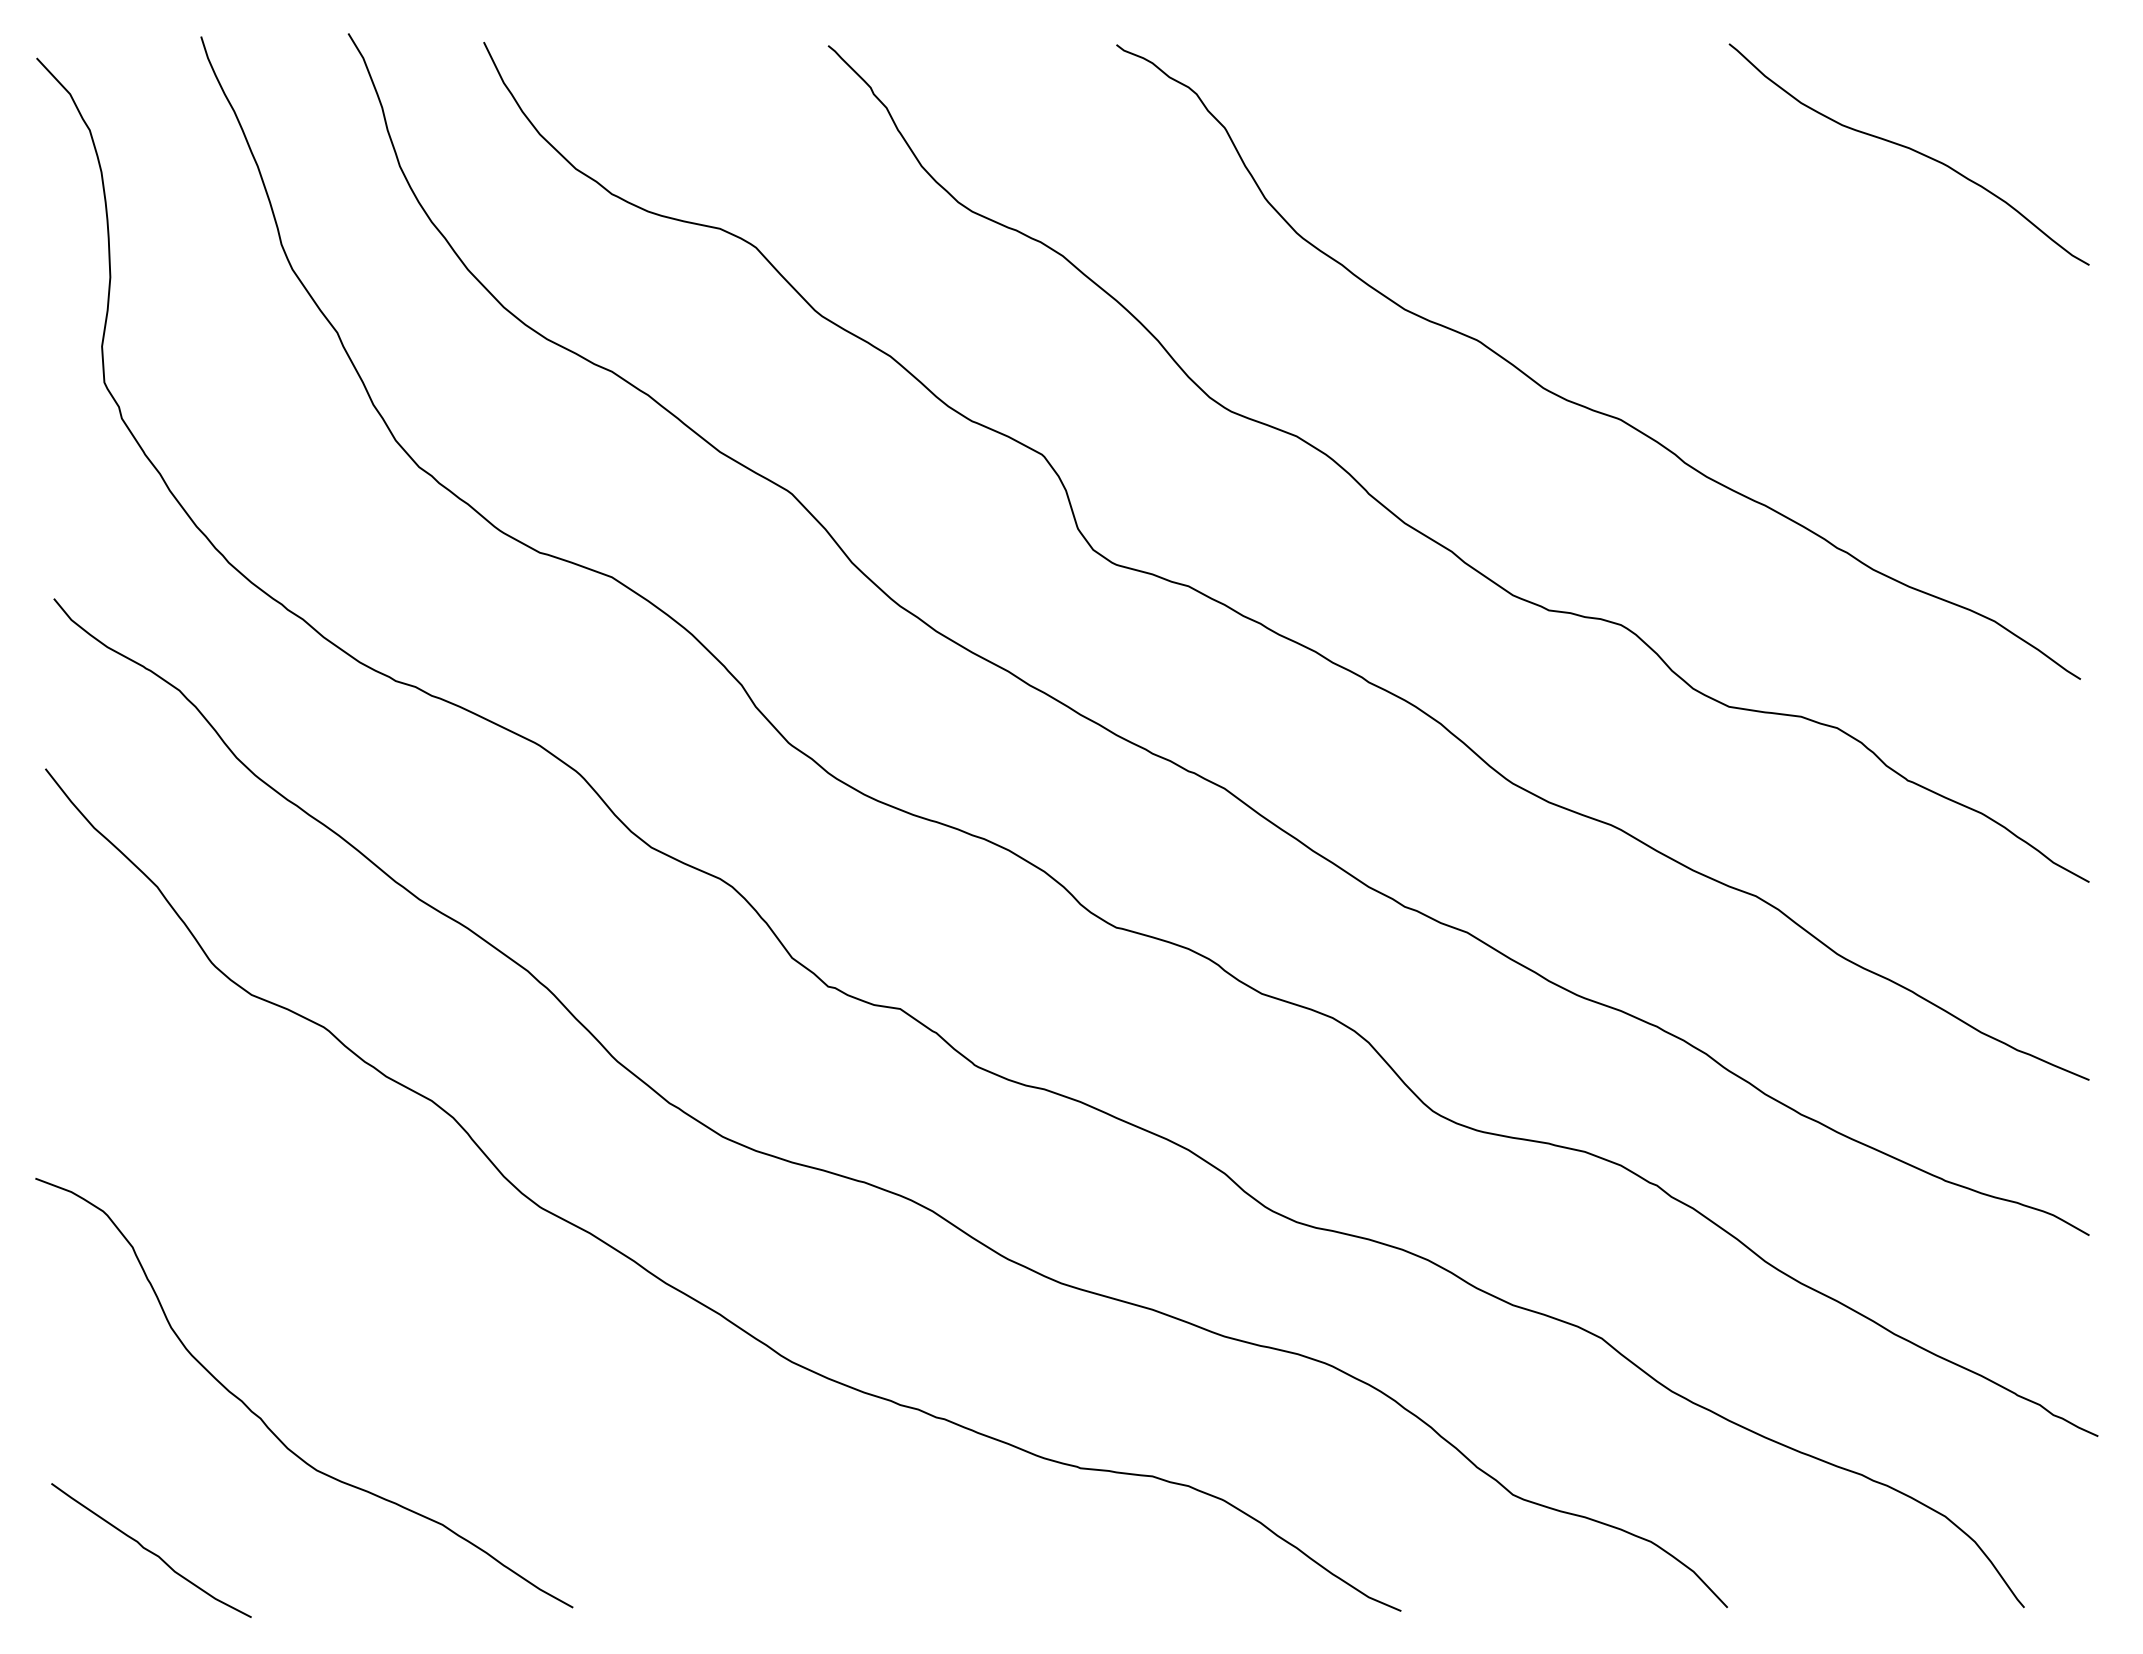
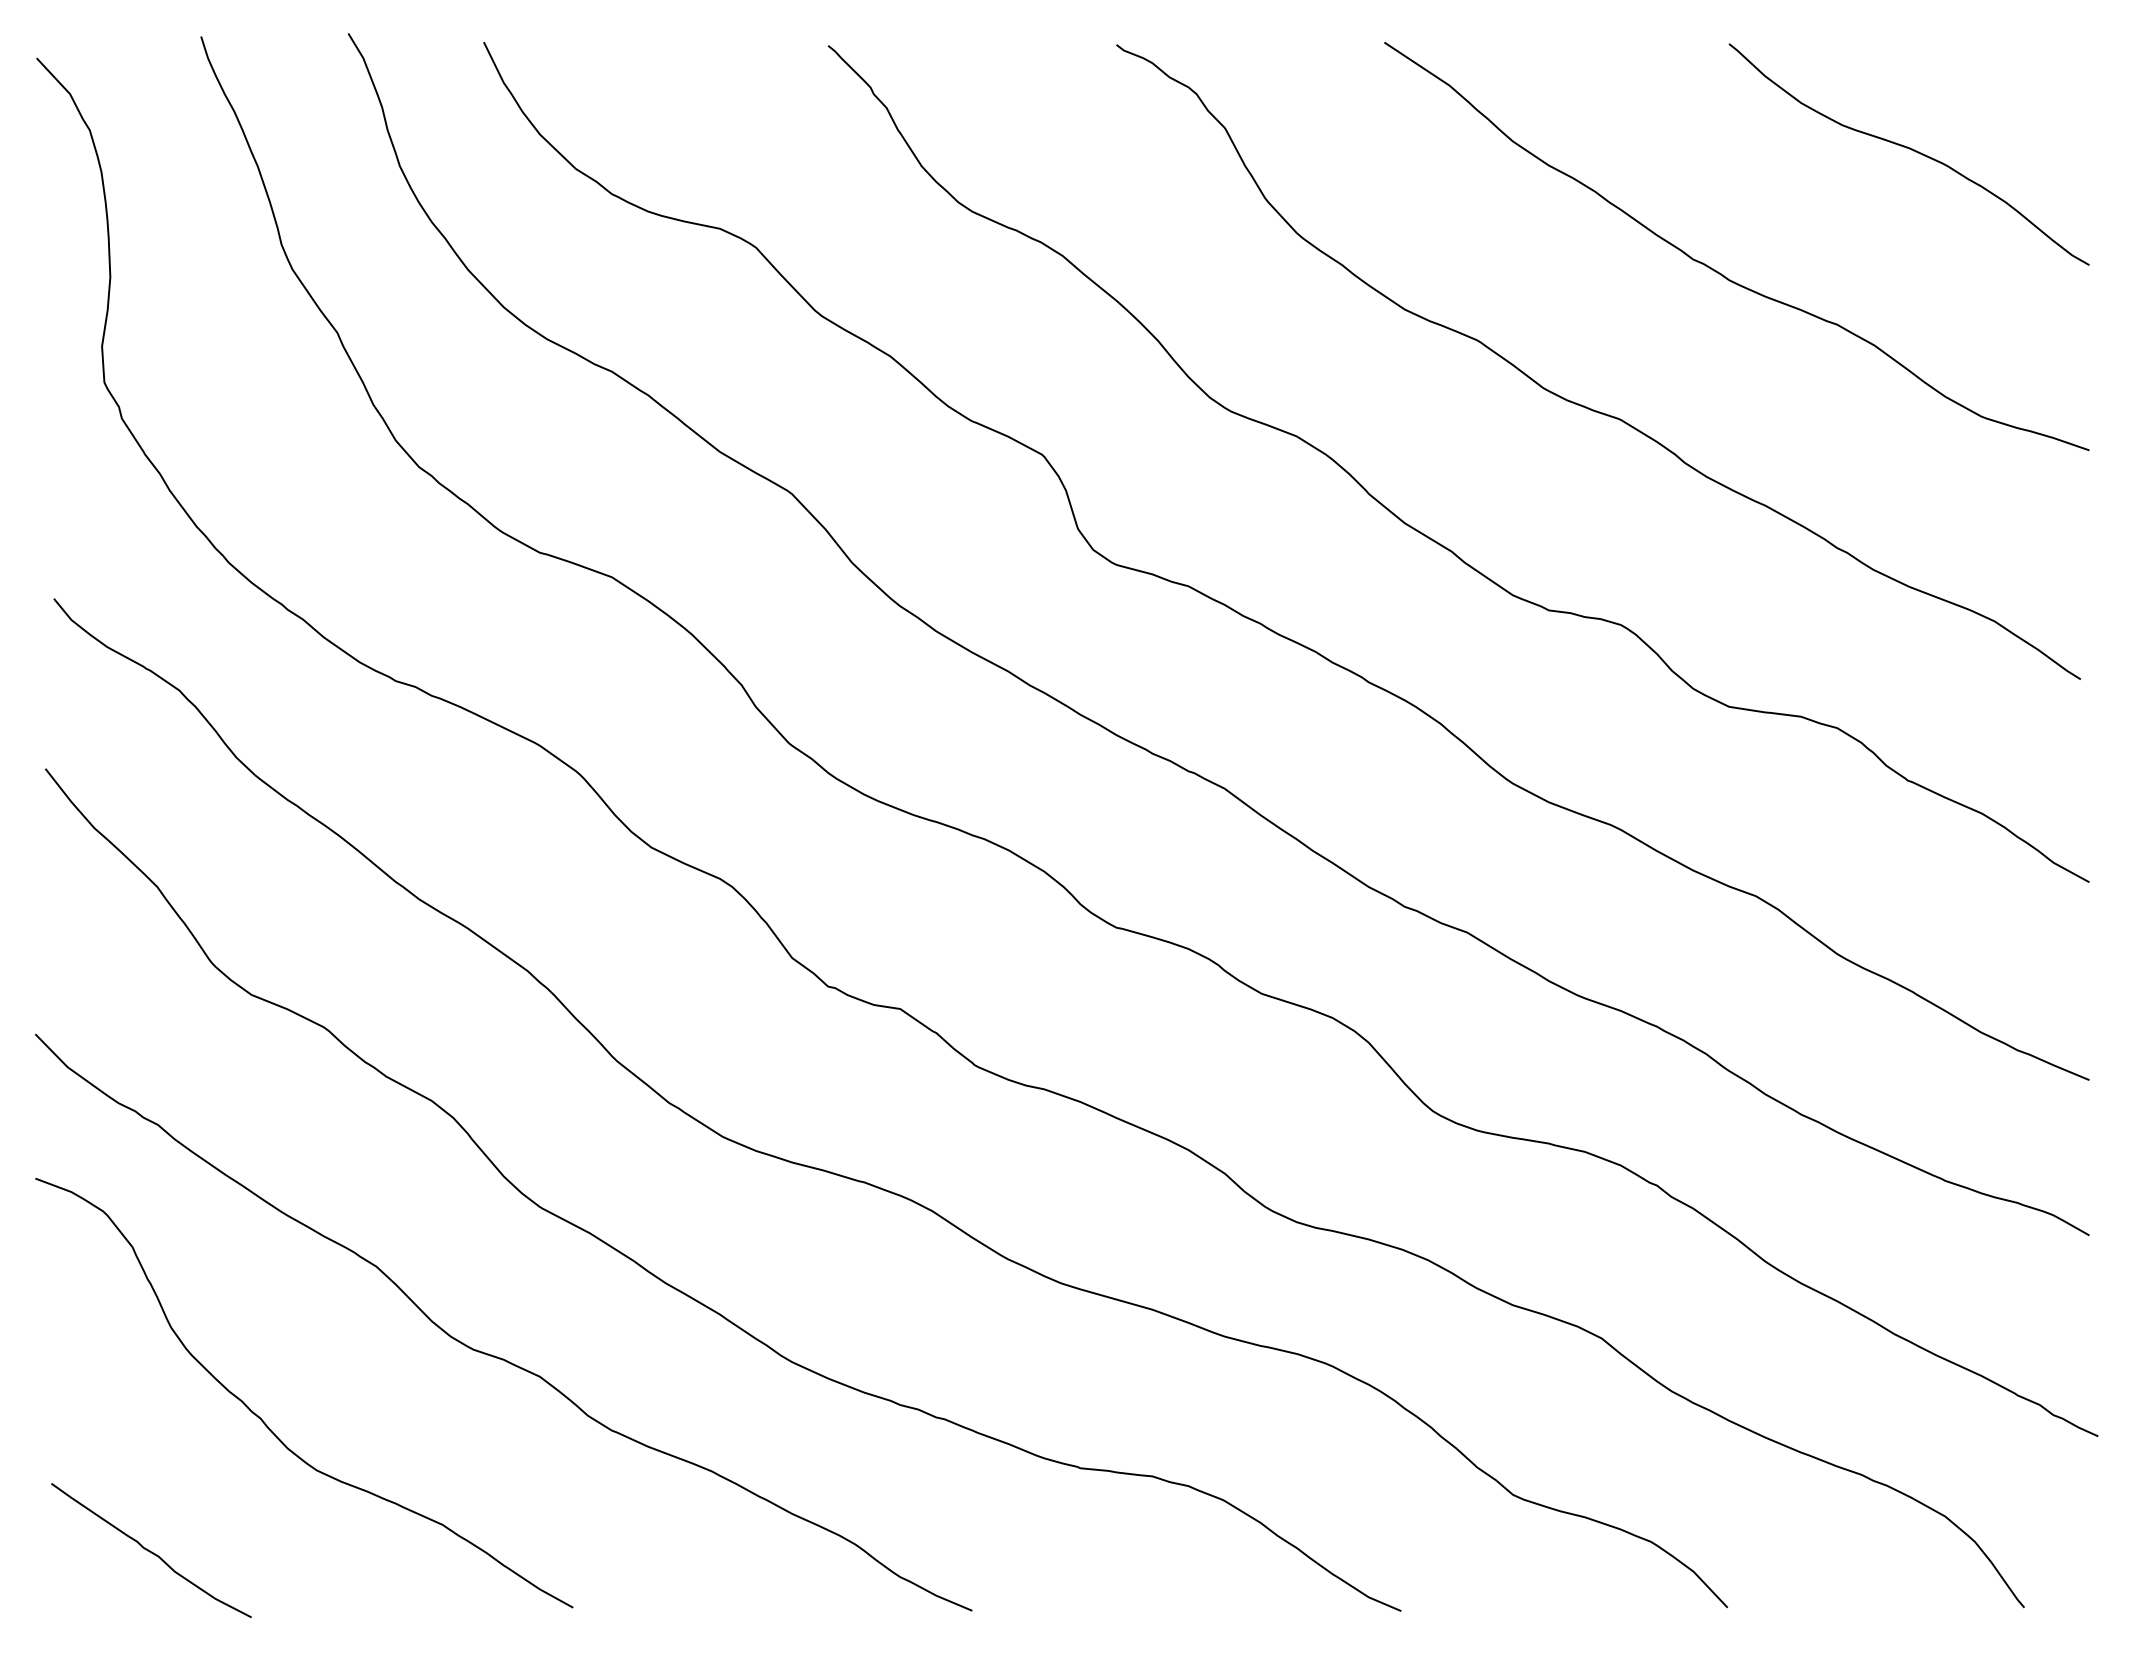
curve: none -> present (1718, 271)
curve: none -> present (491, 1354)
